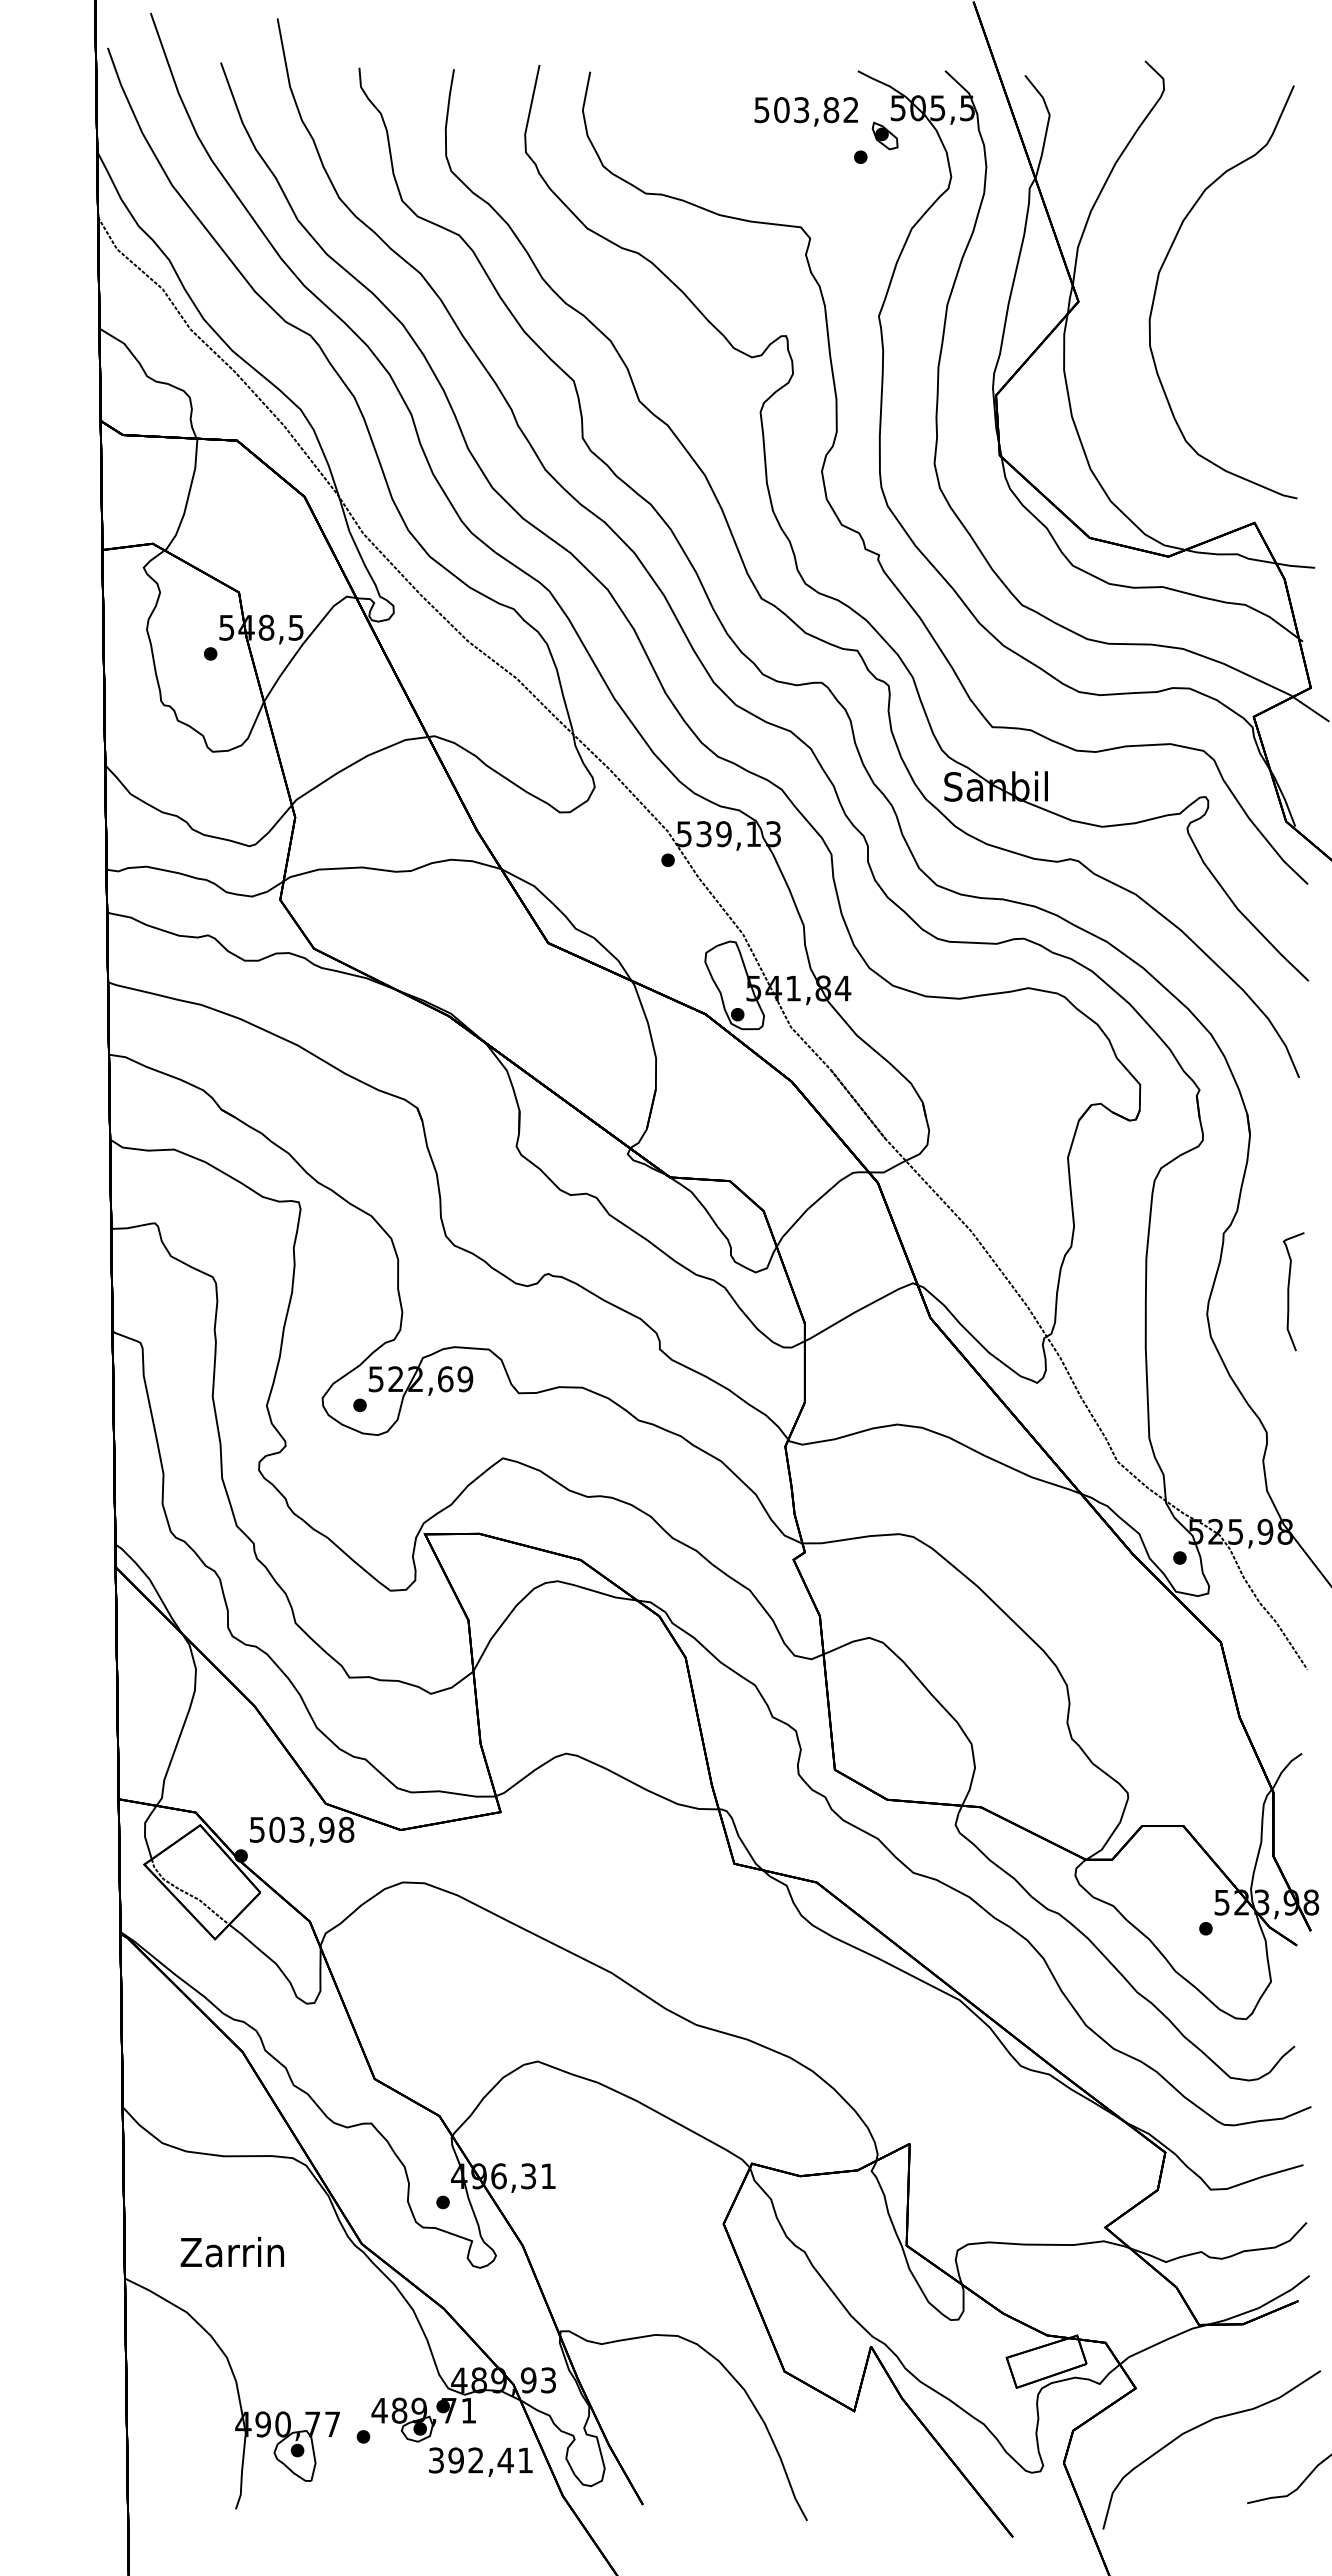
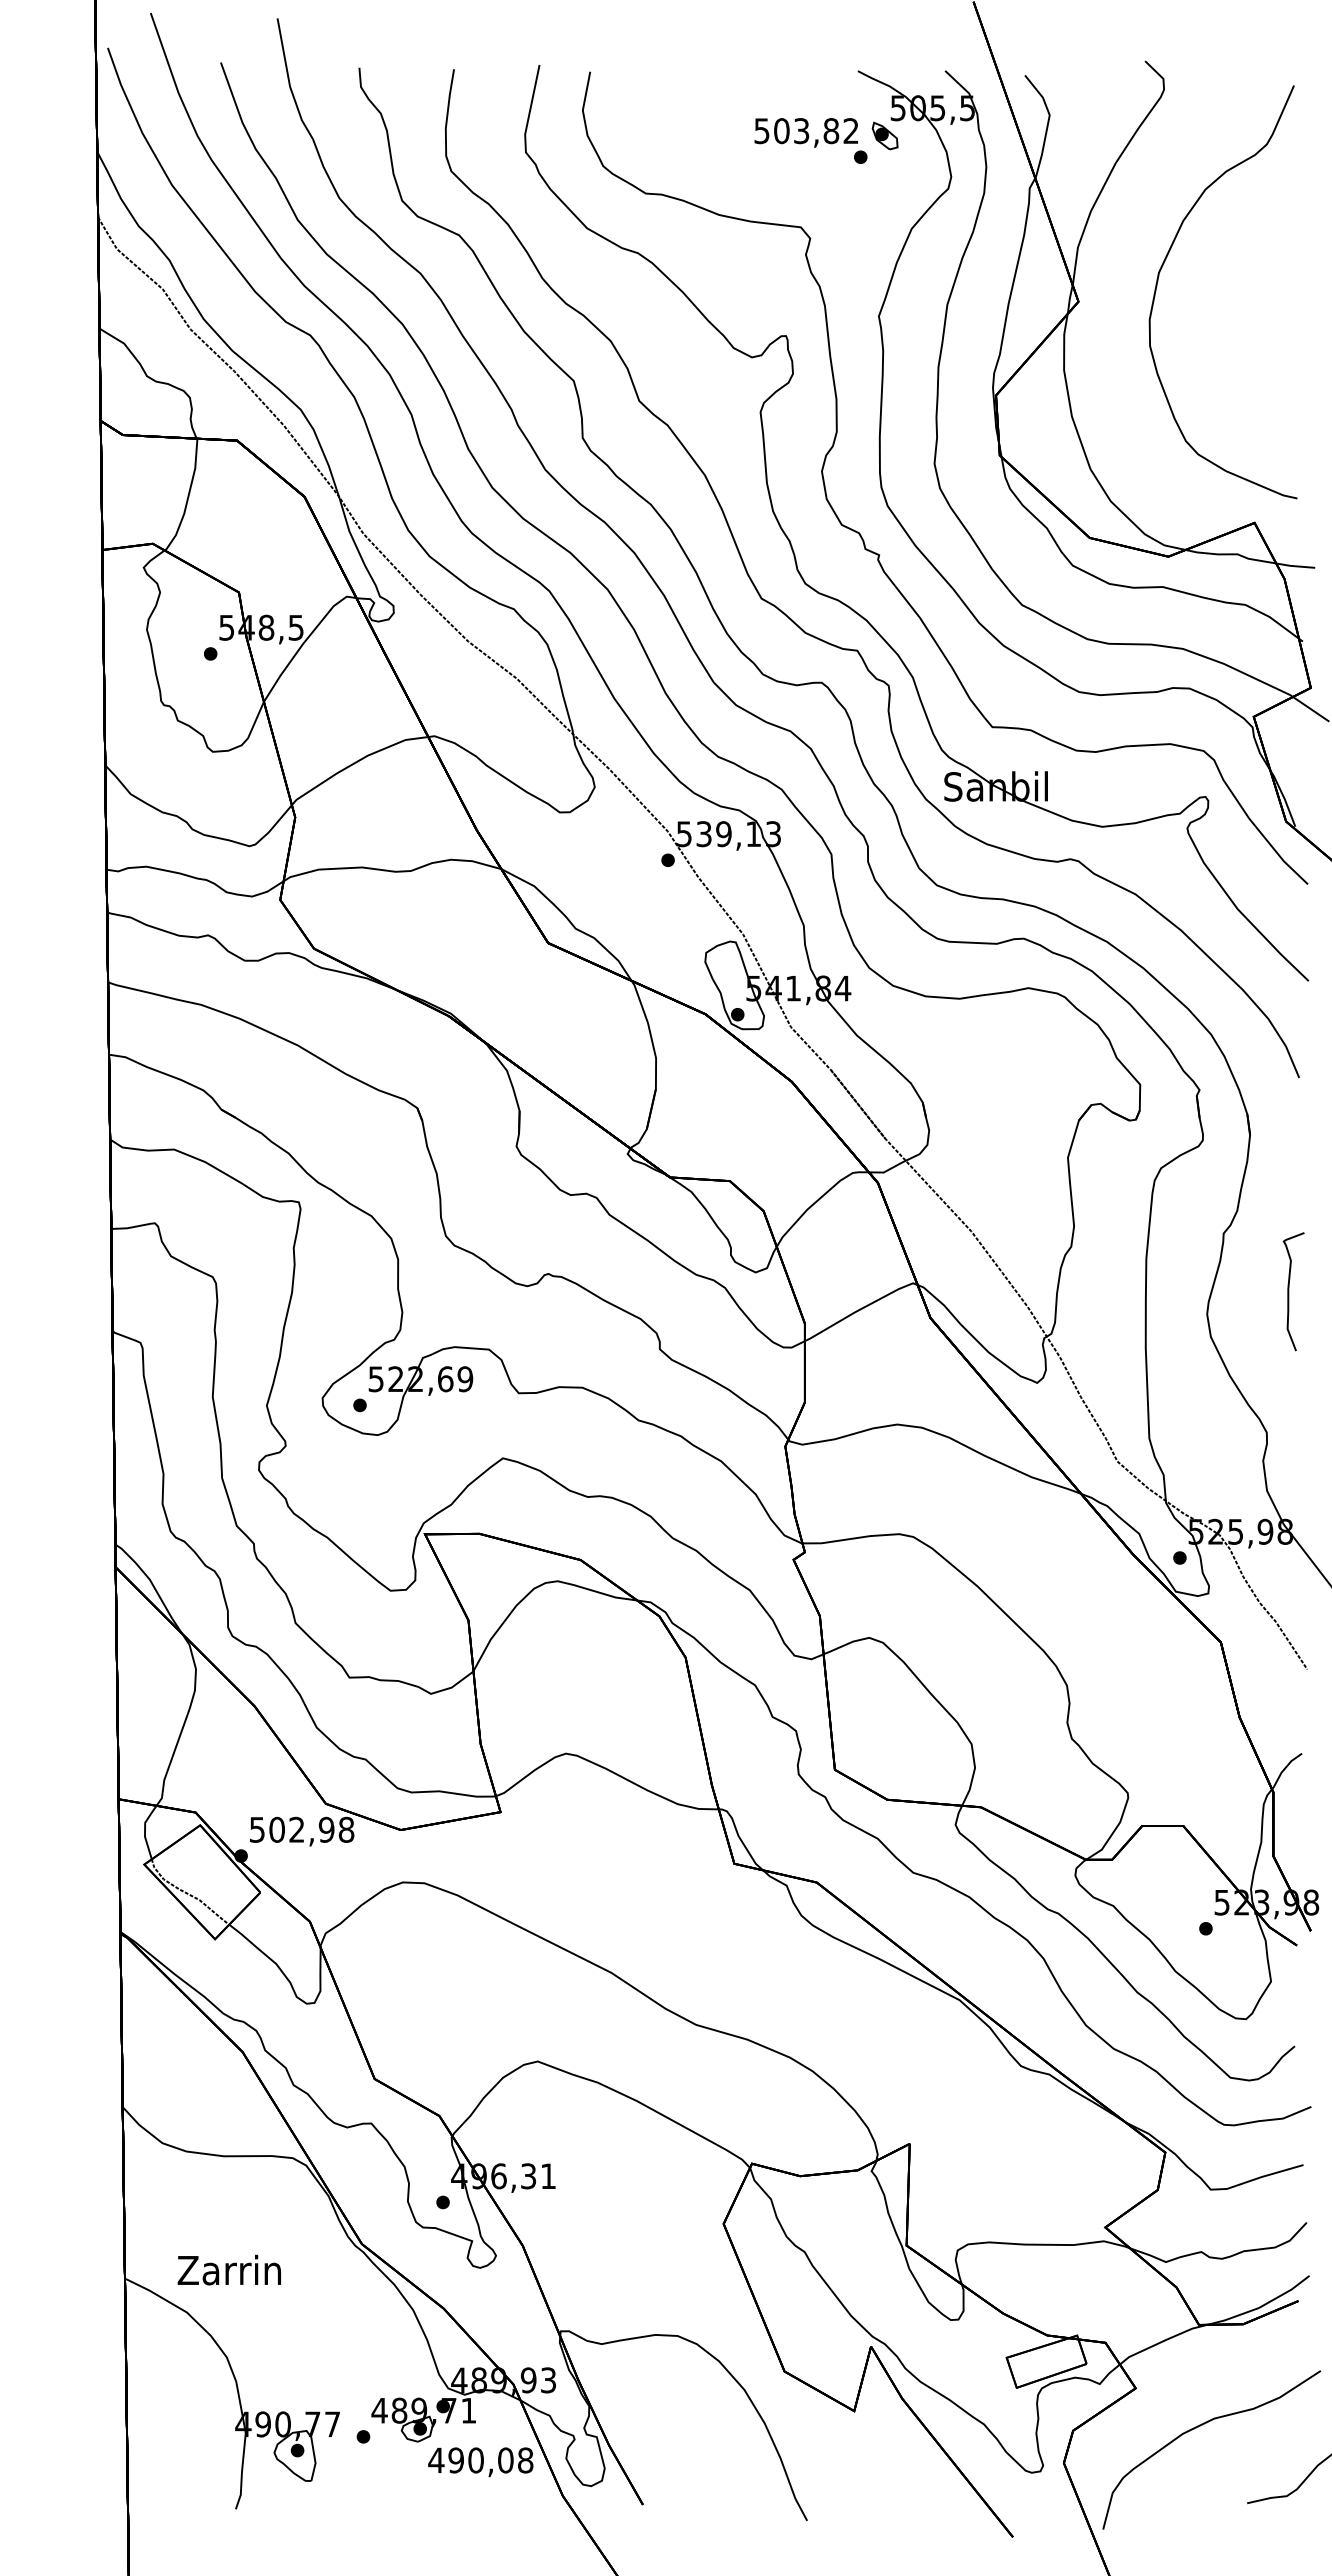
text position: (805, 111) -> (805, 132) (805, 132)
text: 503,98 -> 502,98 (296, 1829)
text position: (231, 2251) -> (228, 2269) (228, 2269)
text: 392,41 -> 490,08 (480, 2460)
